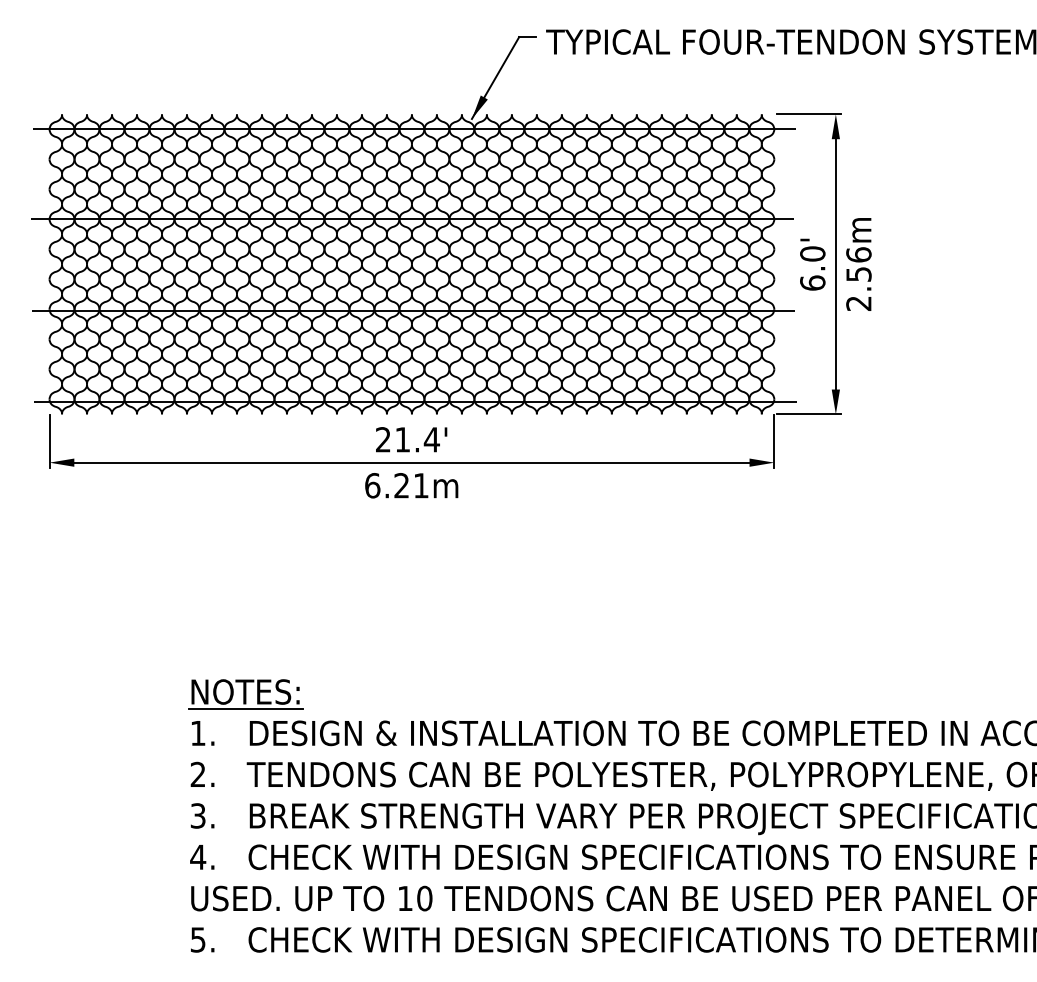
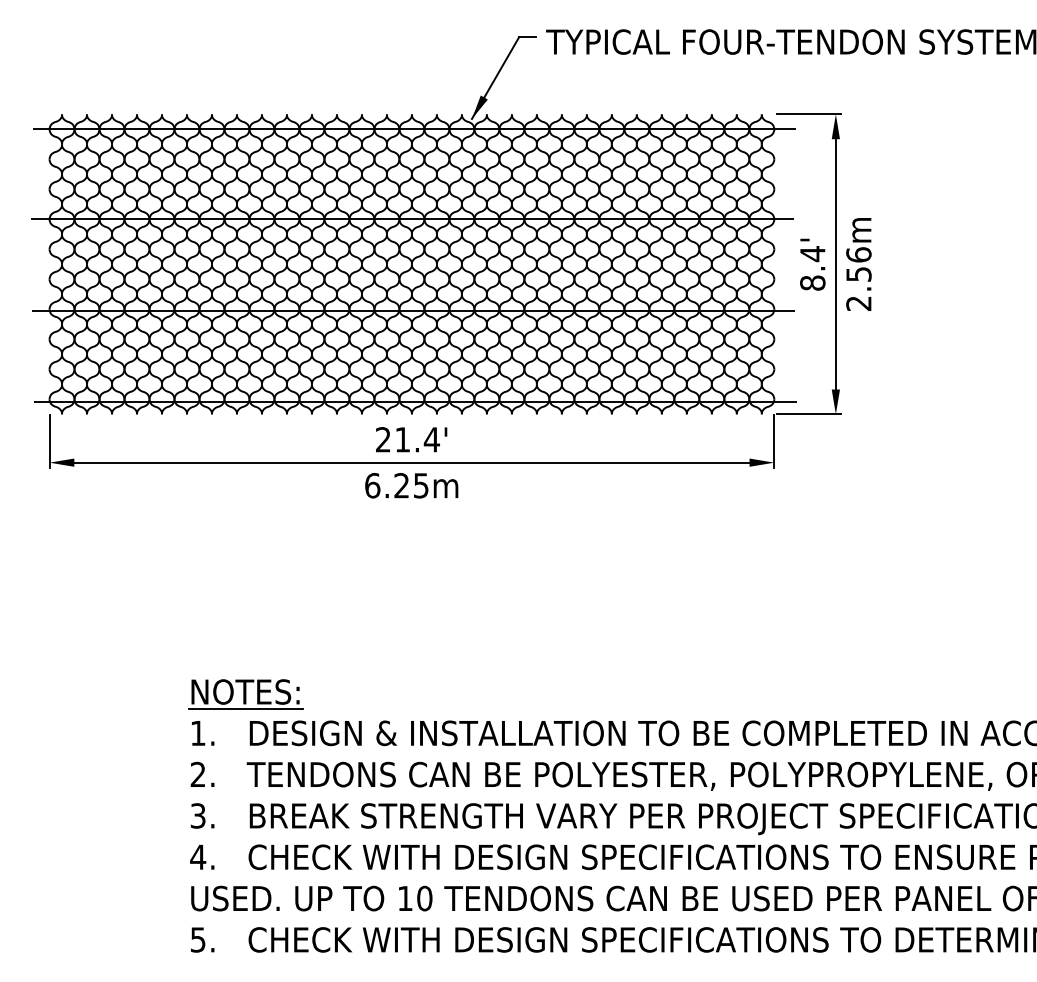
text: 6.0' -> 8.4' (812, 268)
text: 6.21m -> 6.25m (421, 485)
